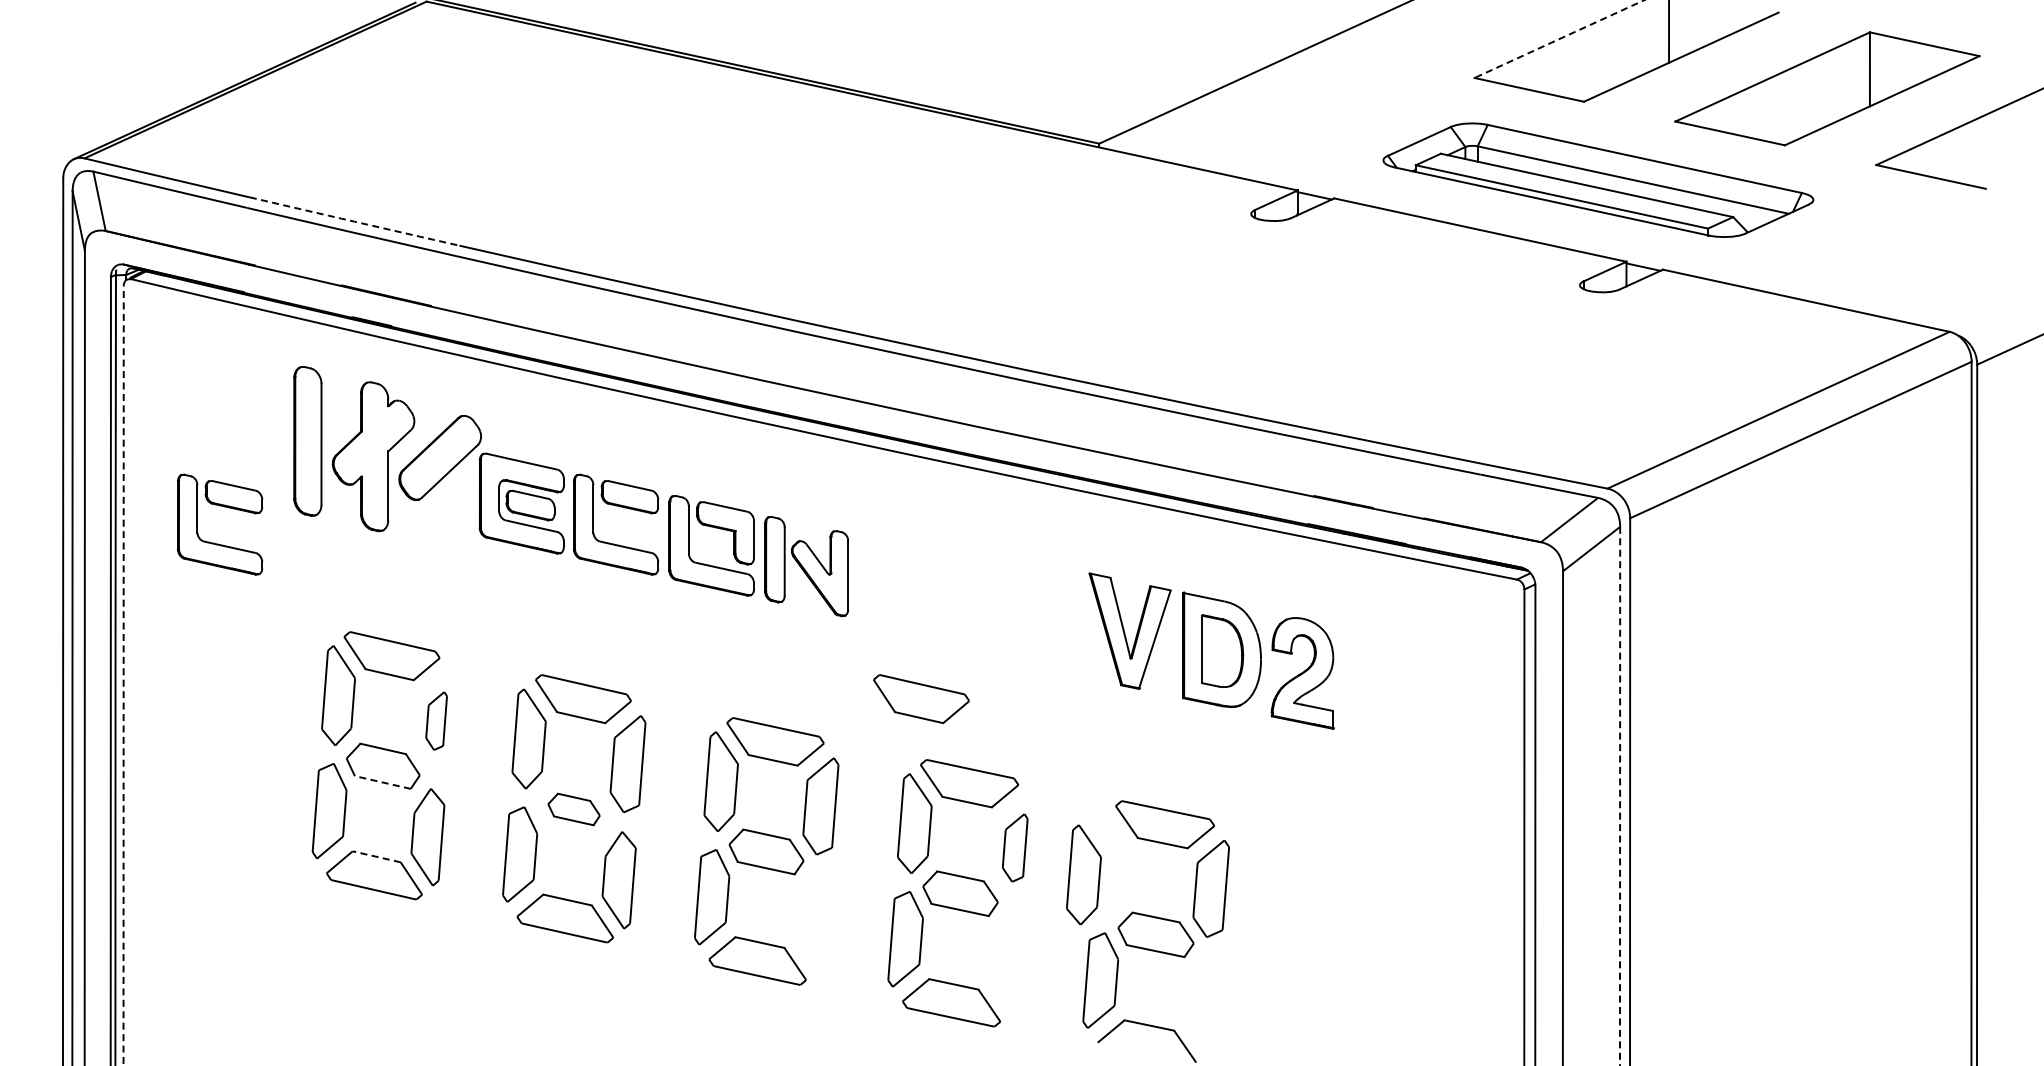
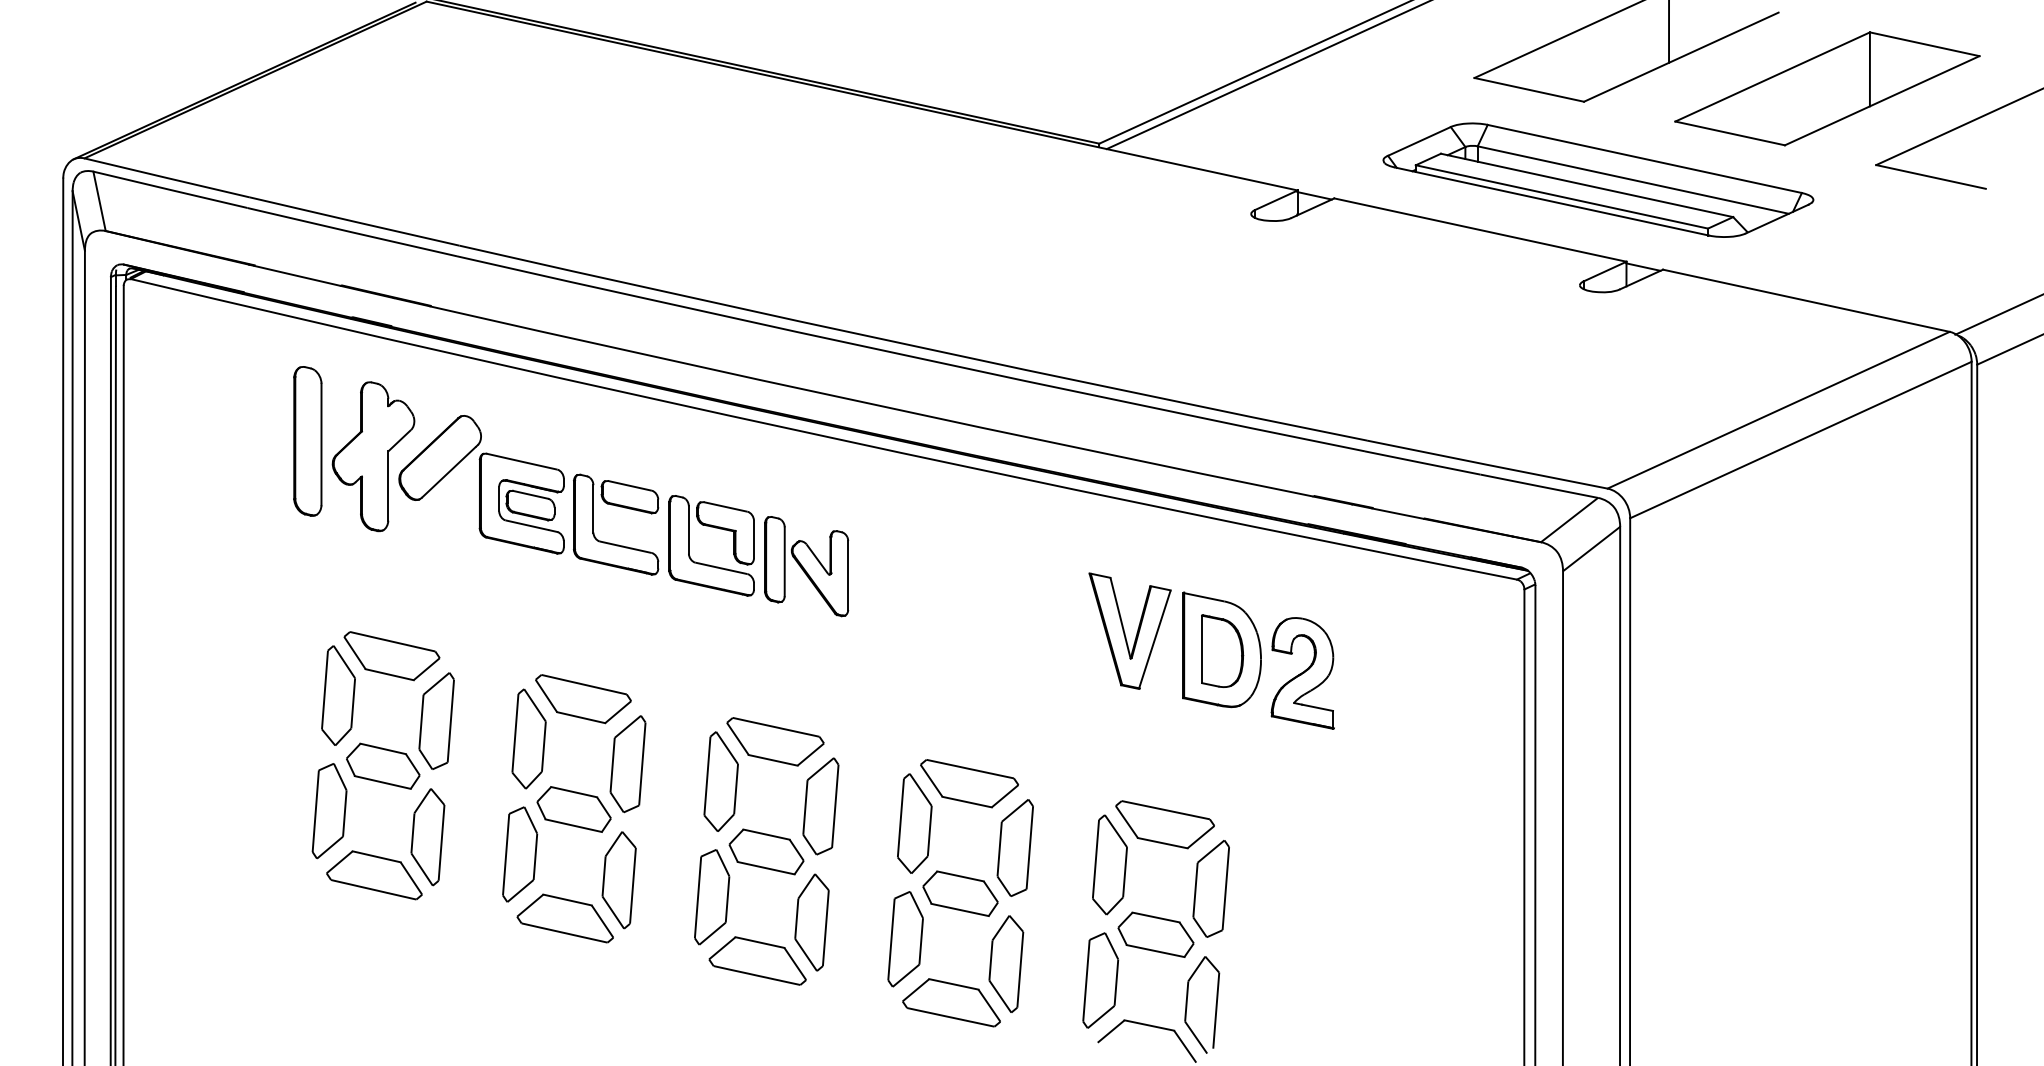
line: dashed -> solid (1559, 39)
line: none -> present (1266, 75)
arc: dashed -> solid (354, 221)
line: none -> present (1997, 314)
part: present -> none (224, 507)
line: dashed -> solid (123, 675)
part: present -> none (921, 699)
part size: 23x60 px -> 37x98 px (436, 720)
line: dashed -> solid (382, 782)
line: dashed -> solid (1620, 796)
part size: 54x35 px -> 76x47 px (573, 809)
part size: 27x70 px -> 38x98 px (1014, 847)
line: dashed -> solid (376, 856)
part position: (1083, 874) -> (1109, 864) (1109, 864)
part: none -> present (811, 922)
part: none -> present (1006, 963)
part: none -> present (1215, 1004)
